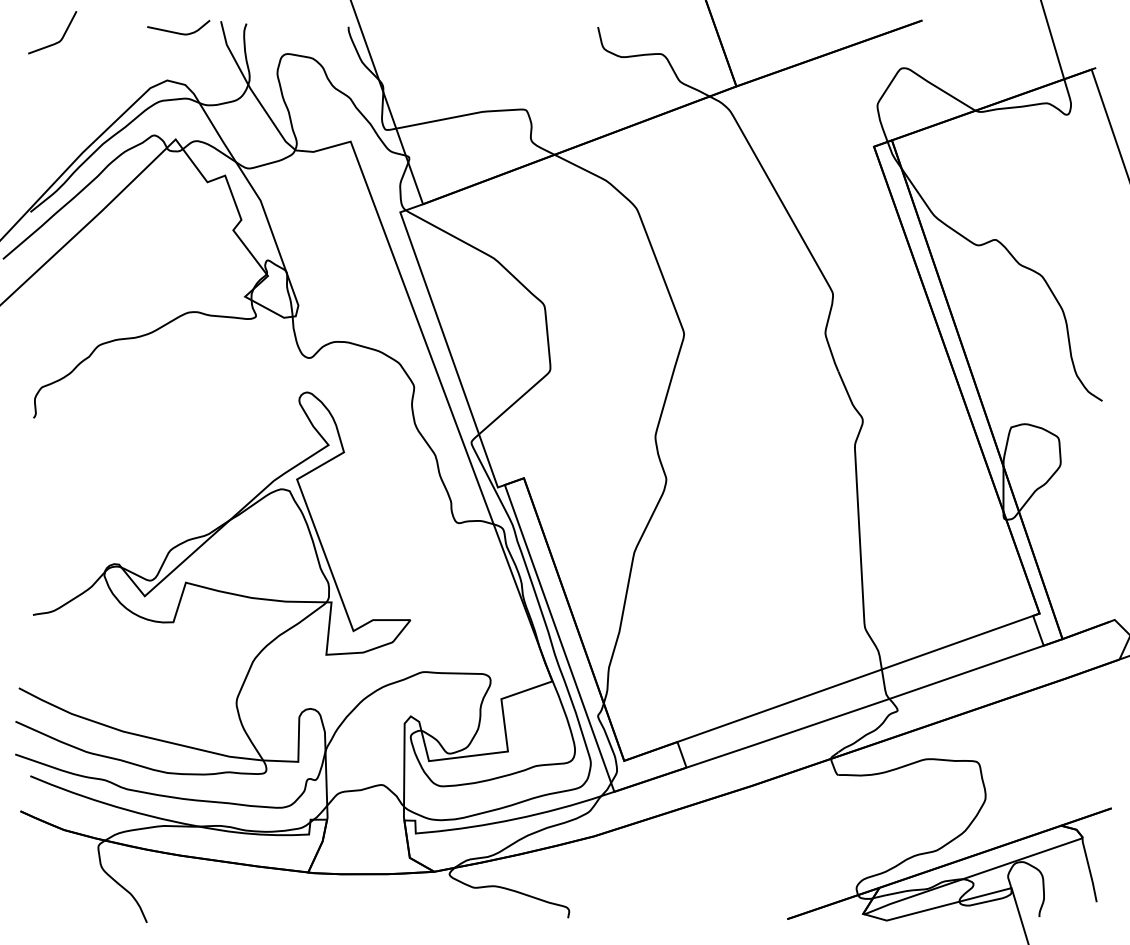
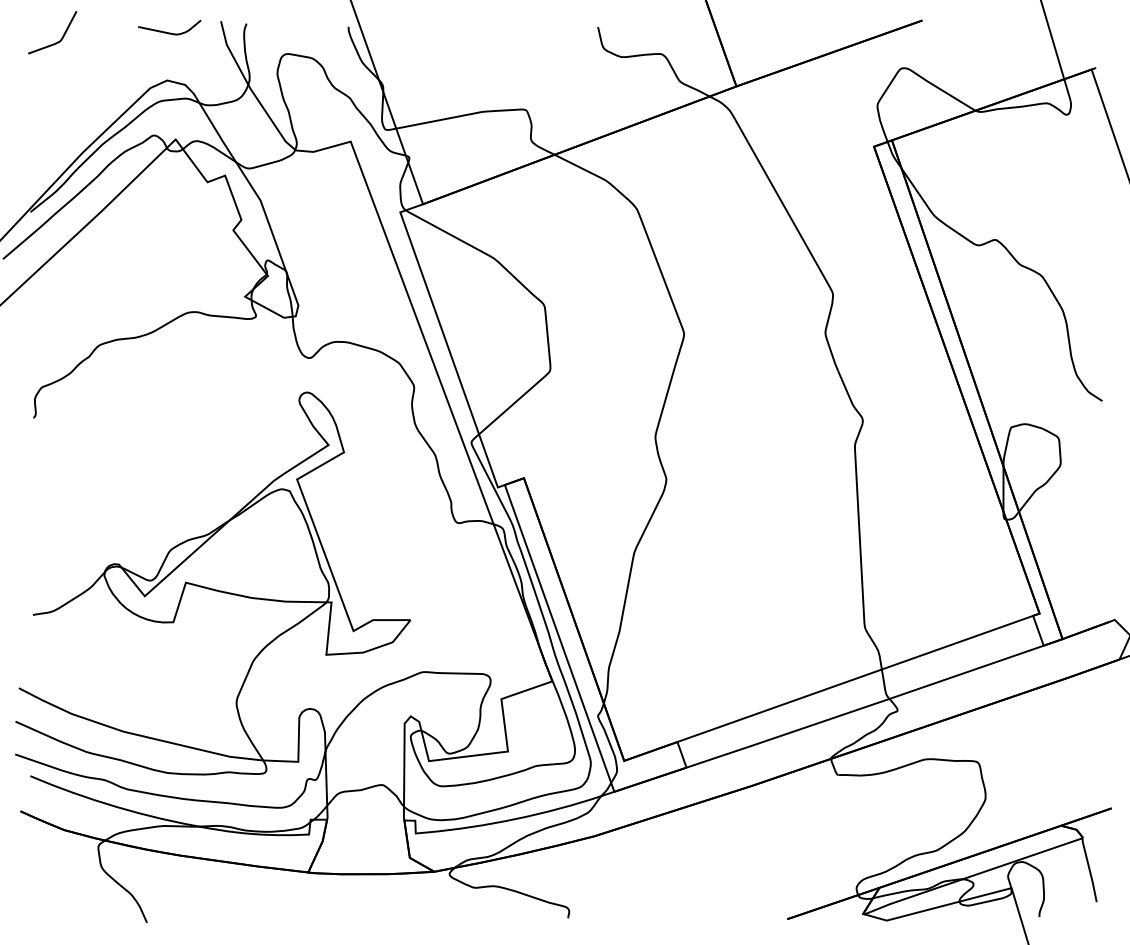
curve position: (175, 31) -> (166, 31) (166, 31)
